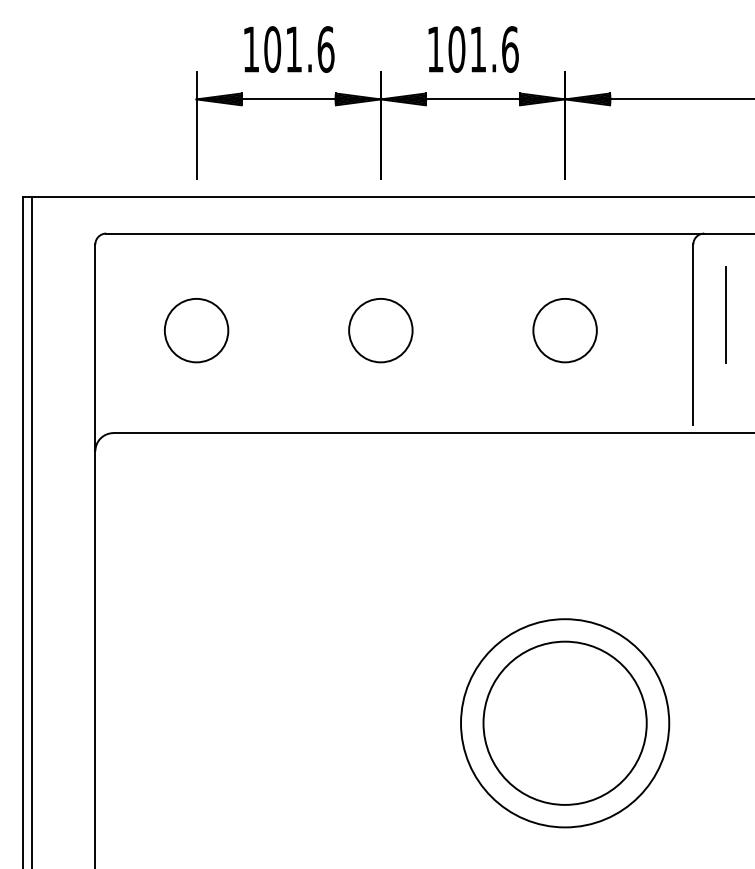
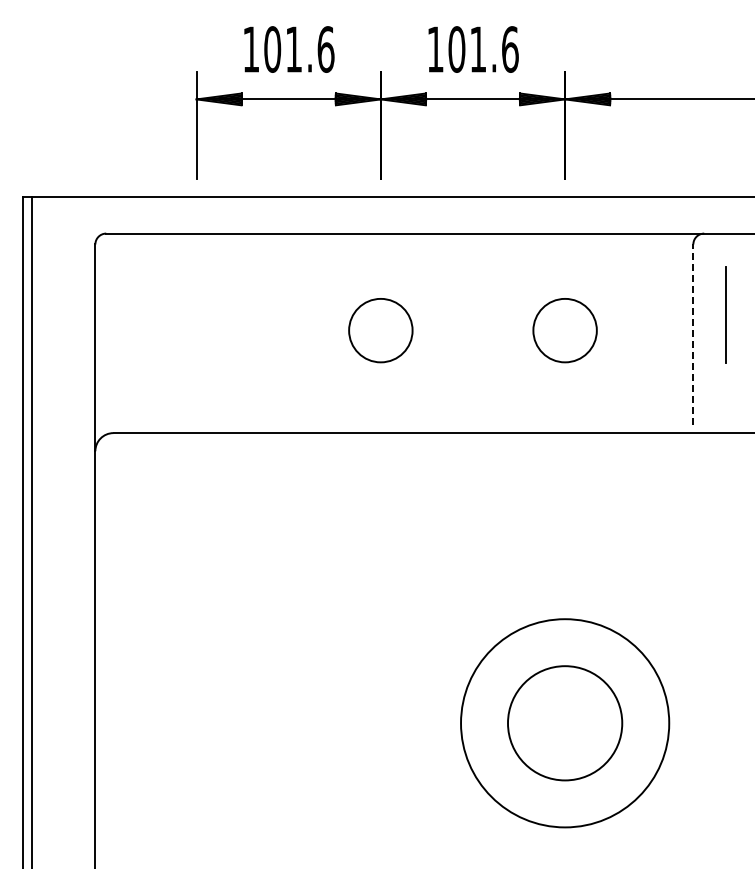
circle: present -> none (196, 330)
line: solid -> dashed (693, 334)
circle diameter: 163 px -> 114 px (565, 723)
